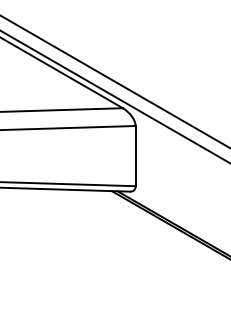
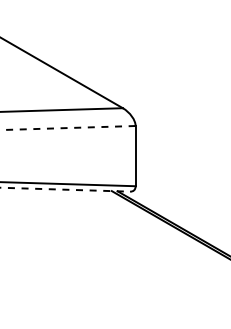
line: present -> none (114, 81)
line: present -> none (114, 96)
line: solid -> dashed (67, 128)
line: solid -> dashed (65, 189)
